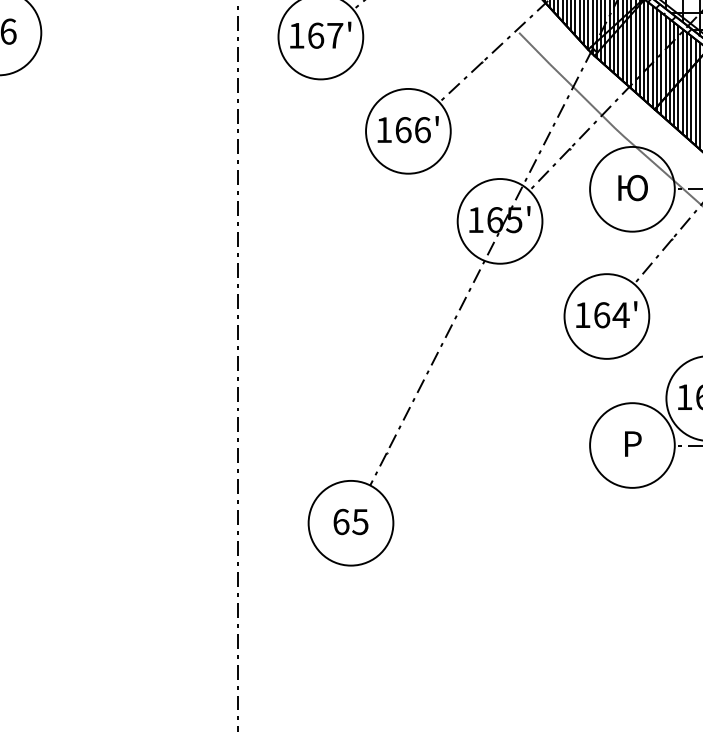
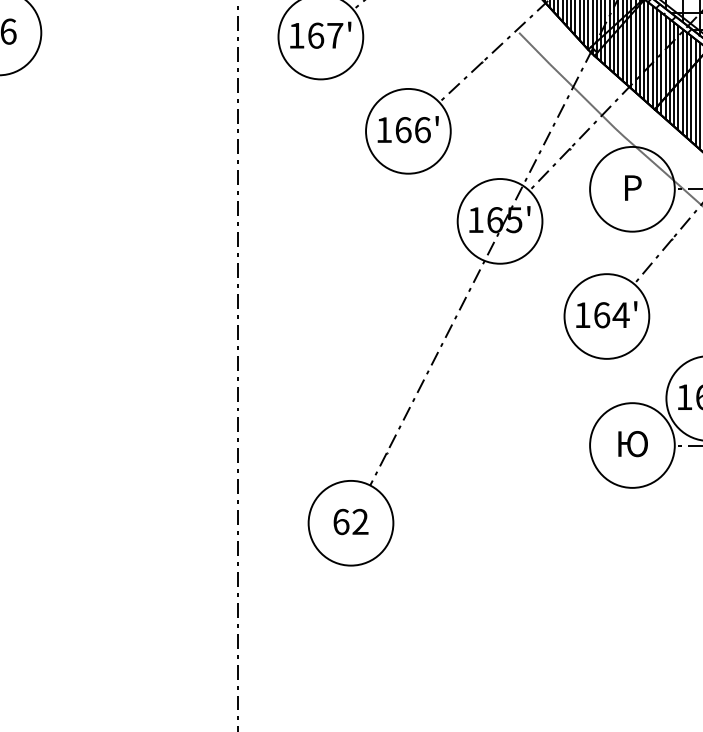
text: Ю -> Р (632, 188)
text: Р -> Ю (632, 444)
text: 65 -> 62 (360, 521)
